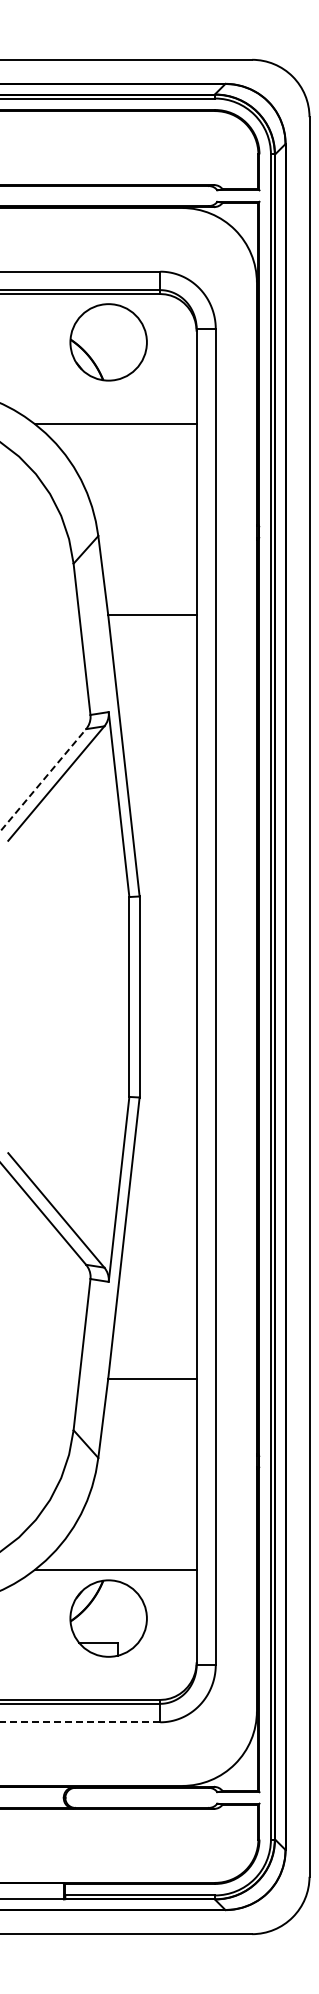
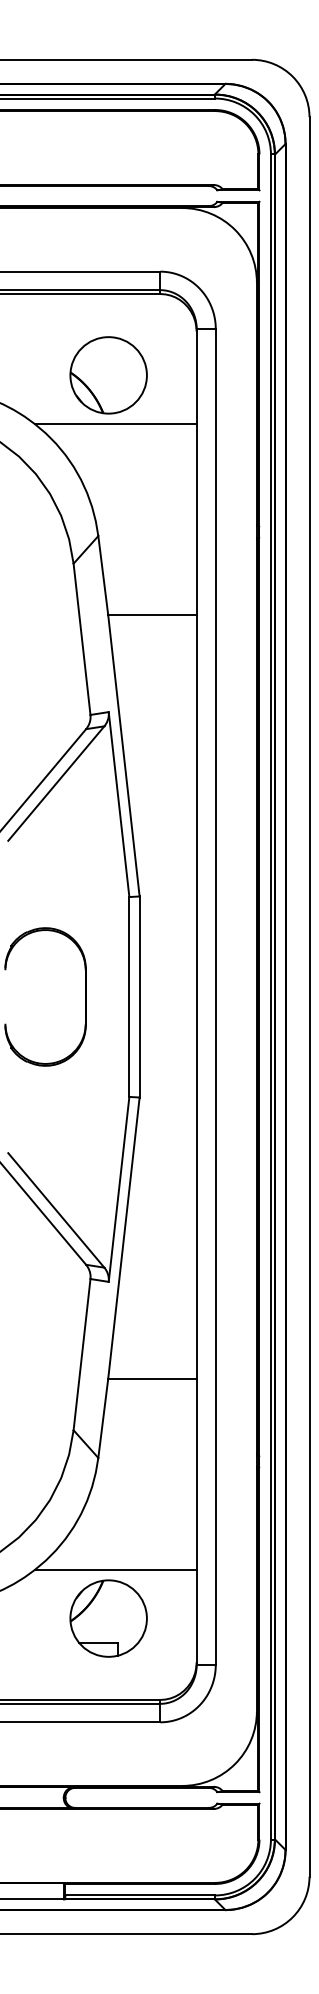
part position: (108, 342) -> (108, 375) (108, 375)
line: dashed -> solid (43, 780)
part: none -> present (85, 996)
line: dashed -> solid (80, 1722)
